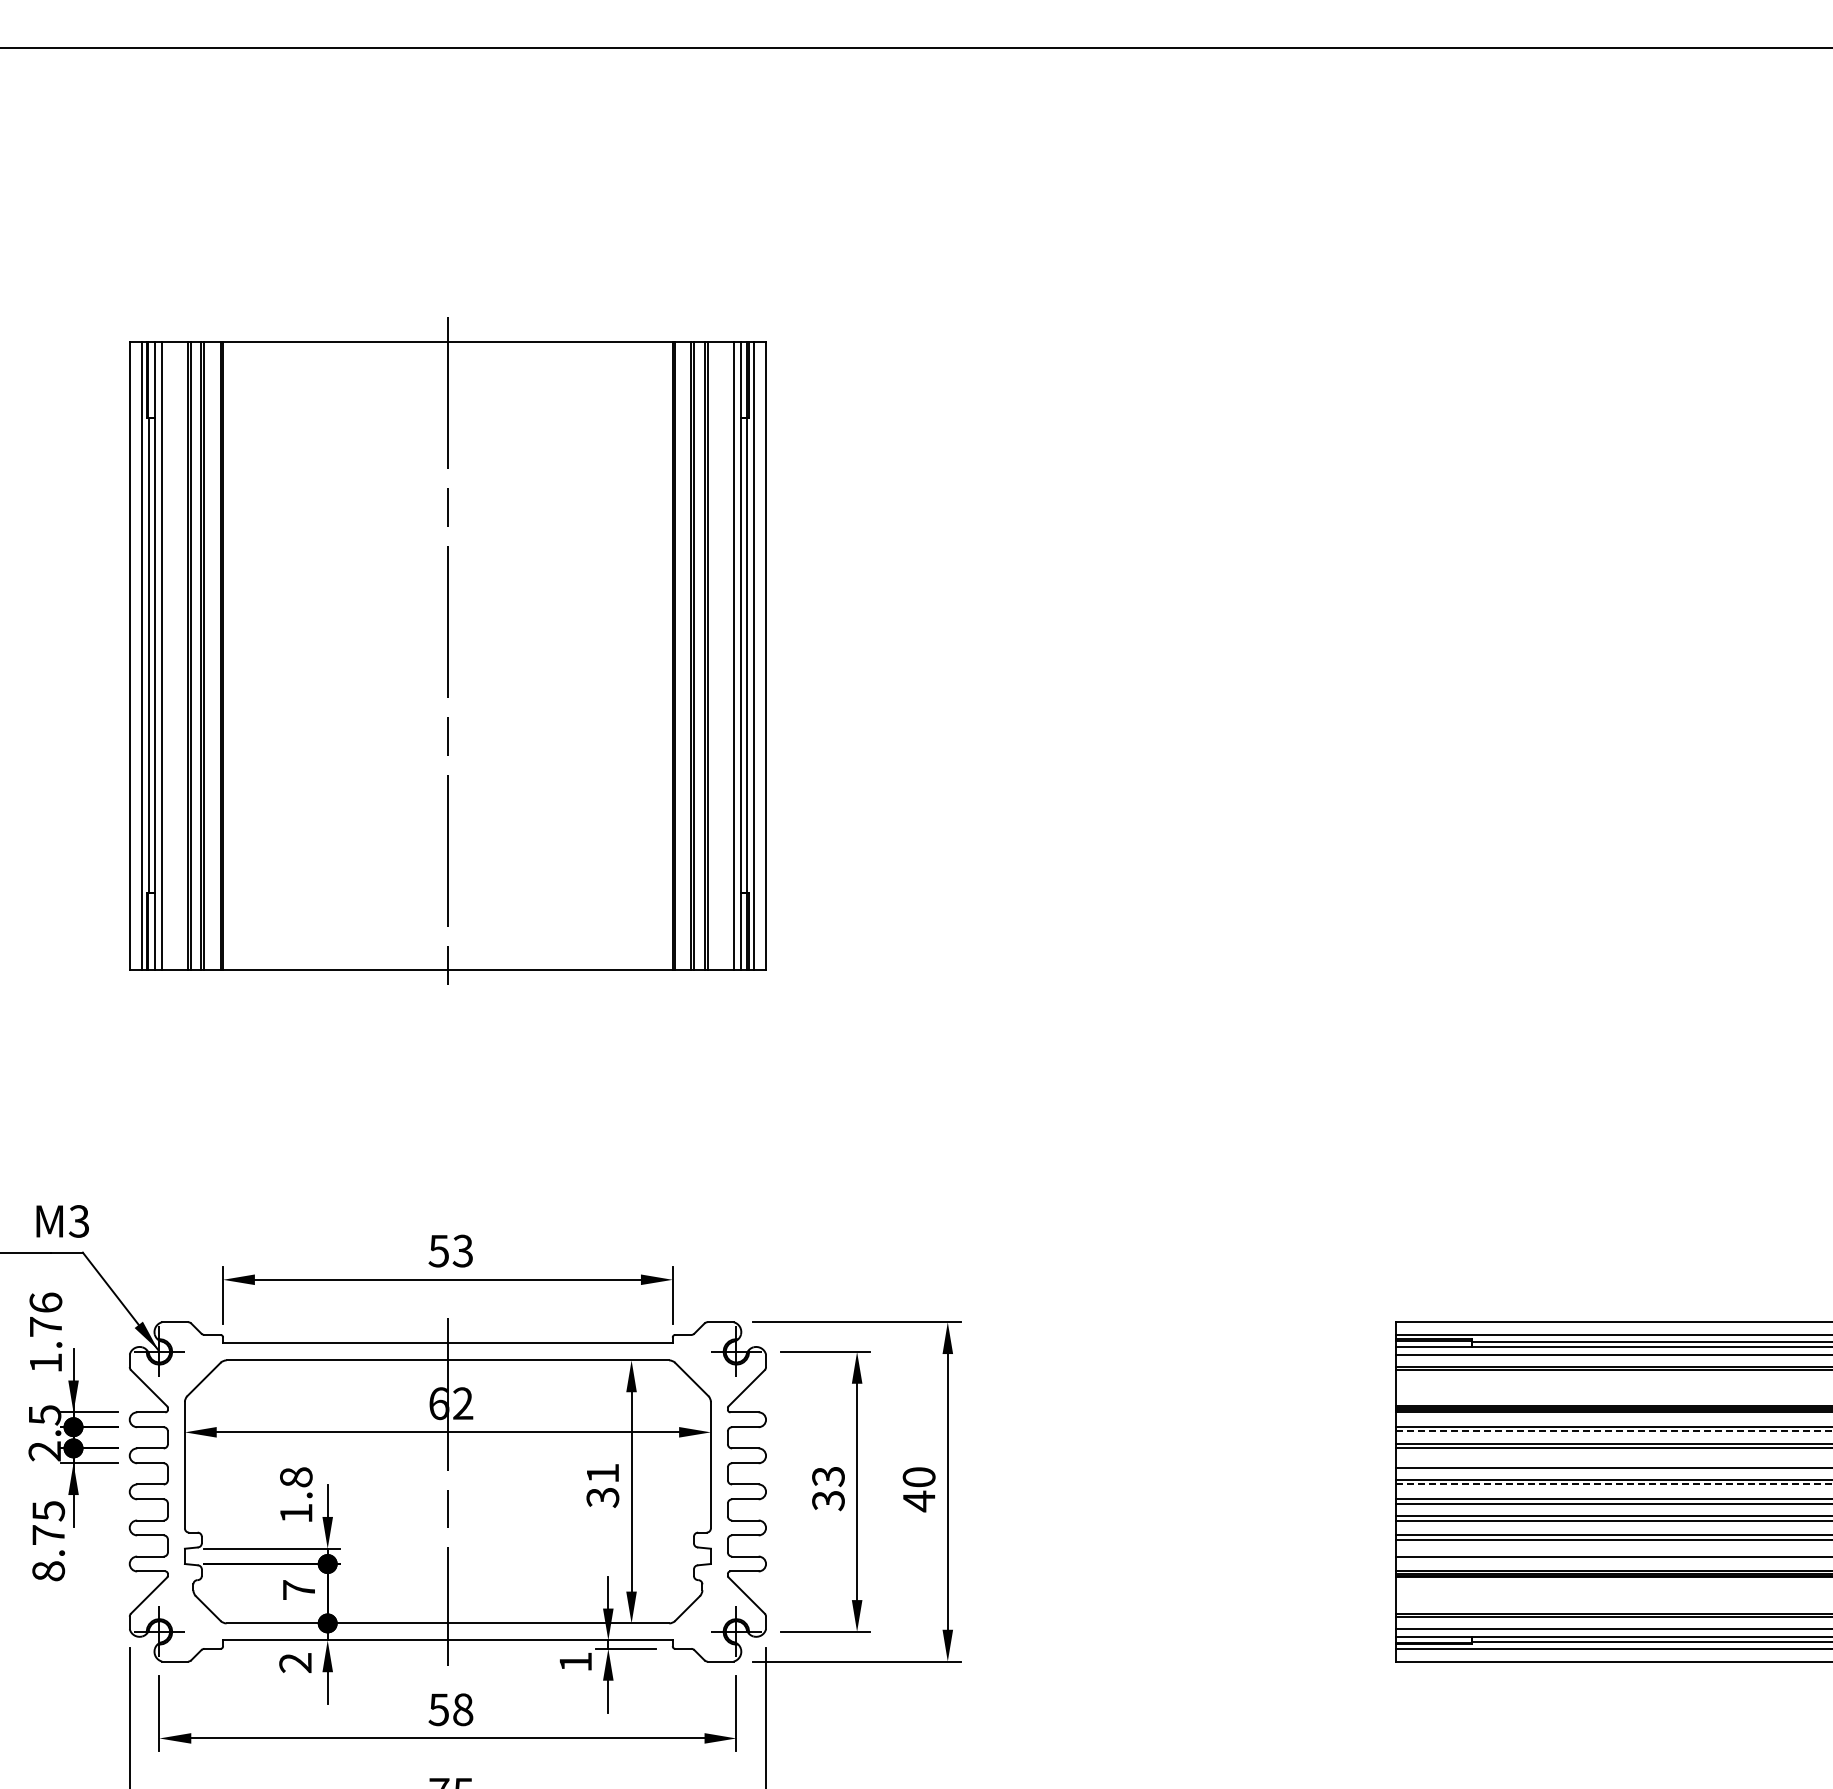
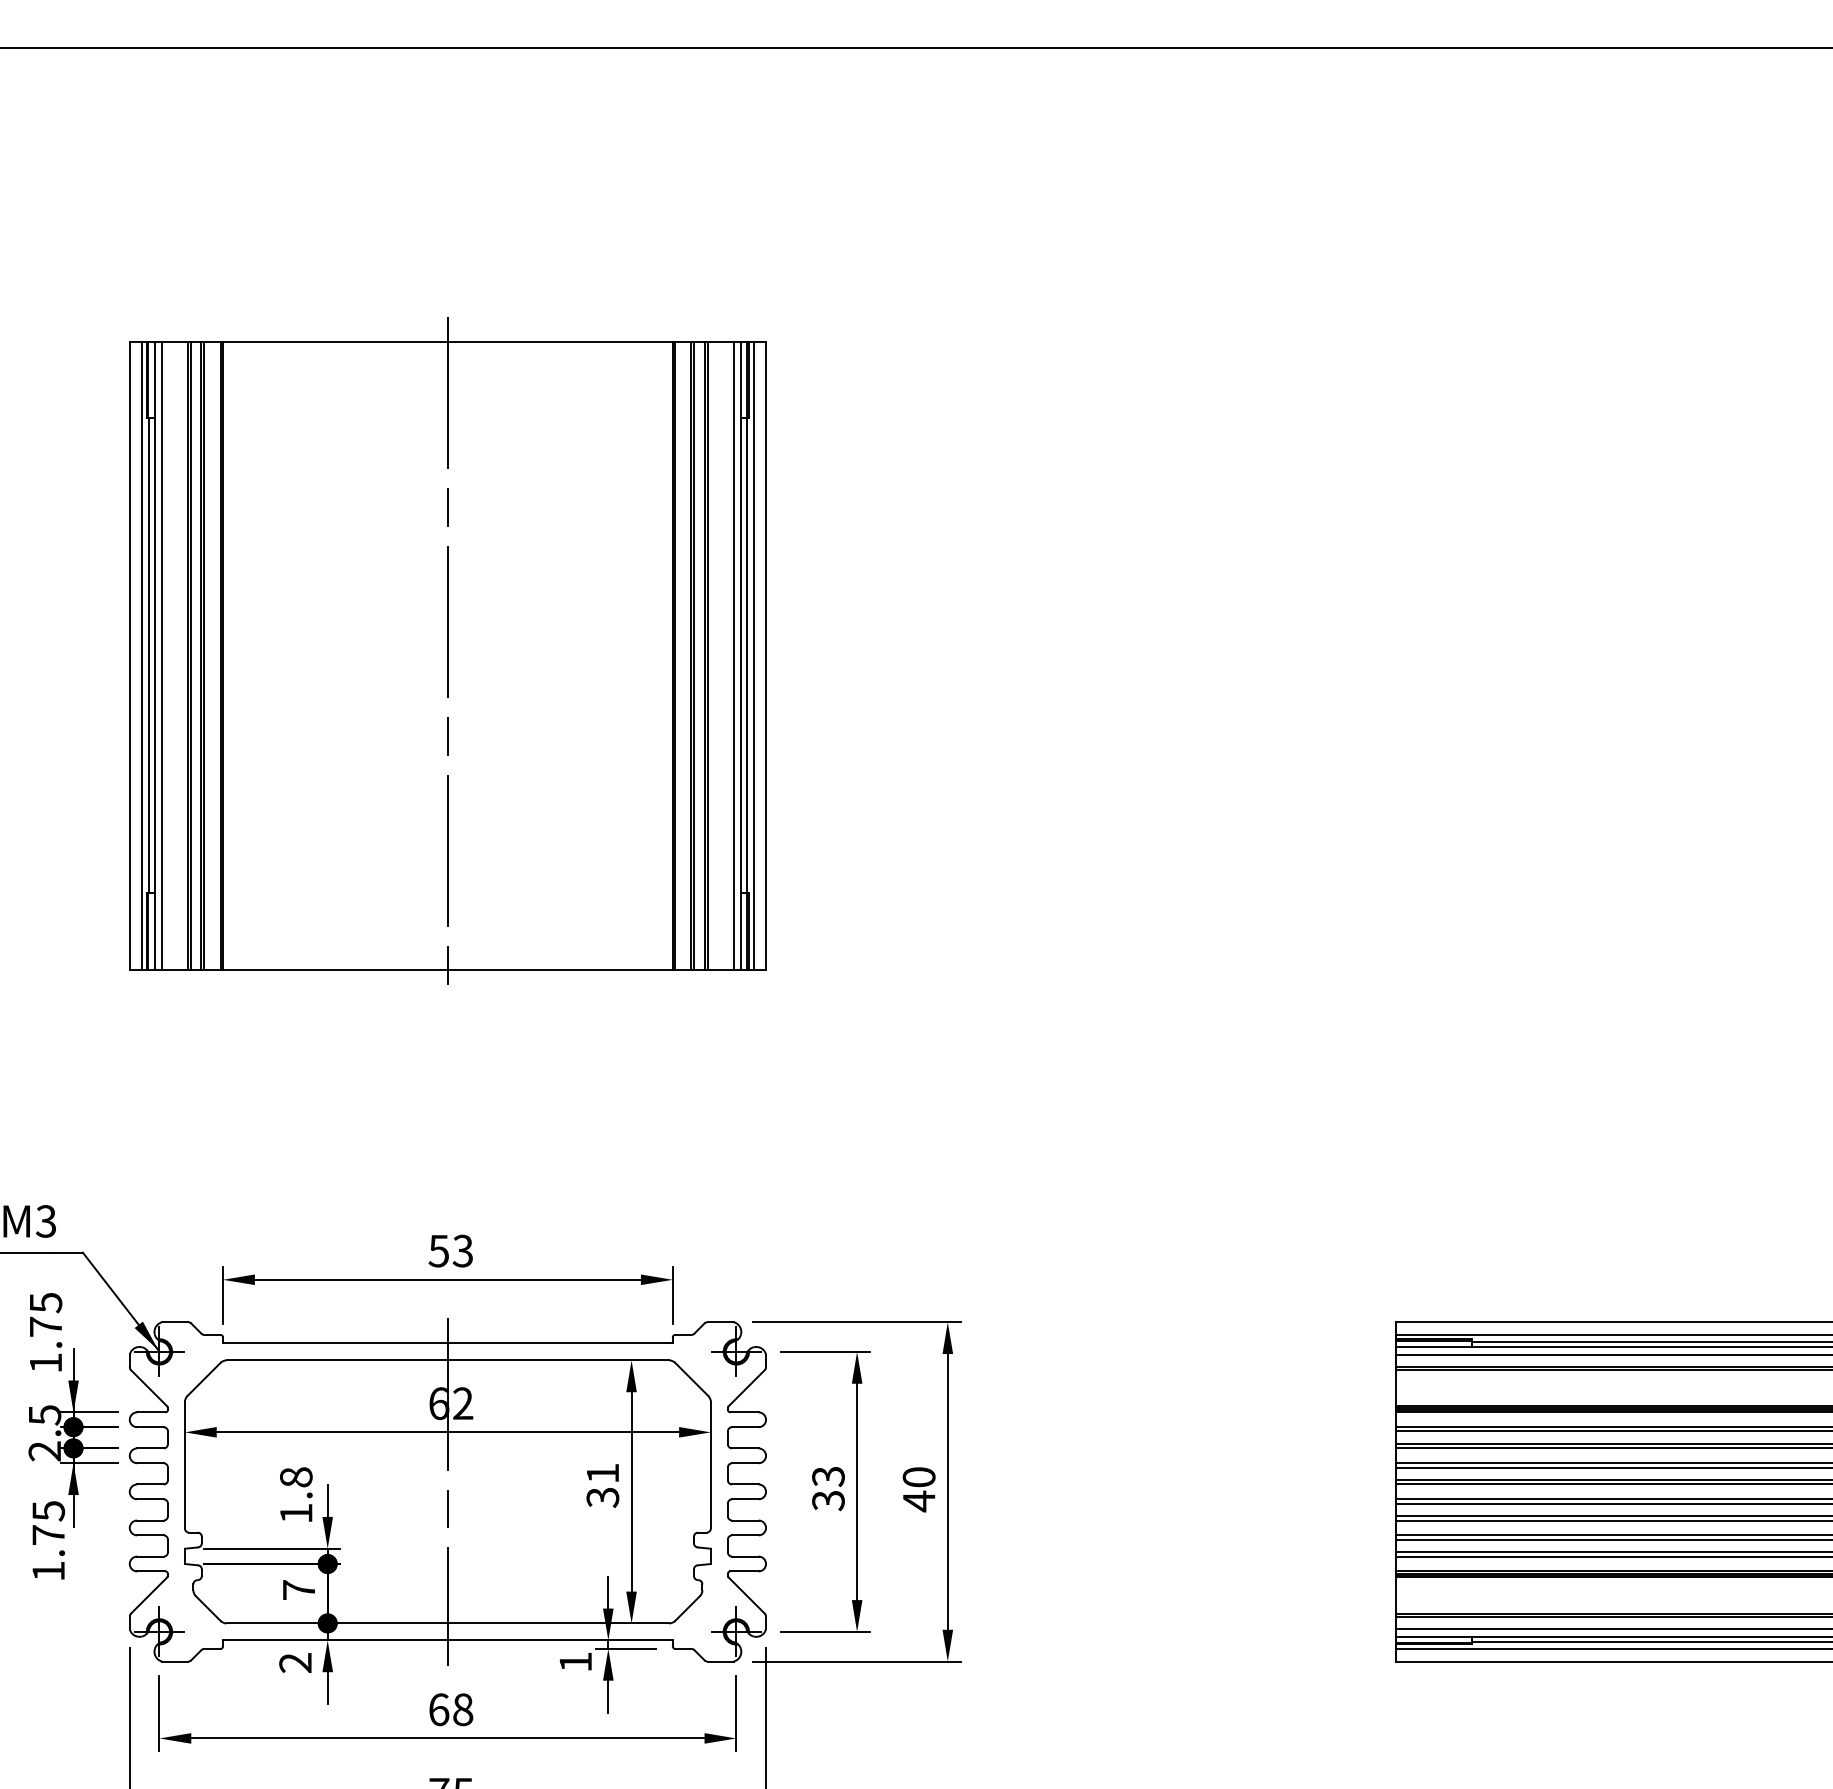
text position: (62, 1221) -> (29, 1221) (29, 1221)
text: 1.76 -> 1.75 (45, 1302)
line: dashed -> solid (1614, 1431)
line: none -> present (1612, 1463)
line: dashed -> solid (1614, 1484)
line: none -> present (1612, 1552)
text: 8.75 -> 1.75 (48, 1571)
text: 58 -> 68 (438, 1709)
